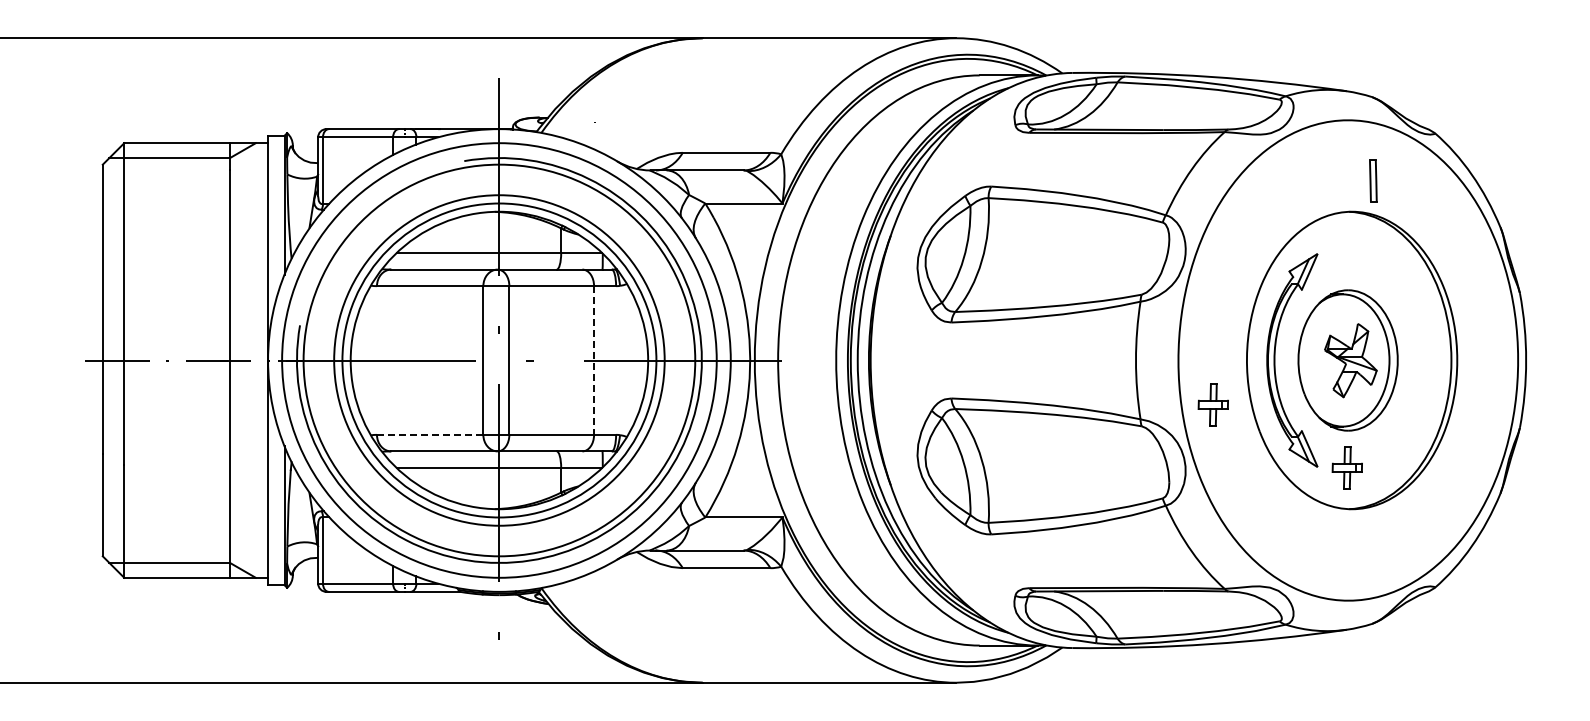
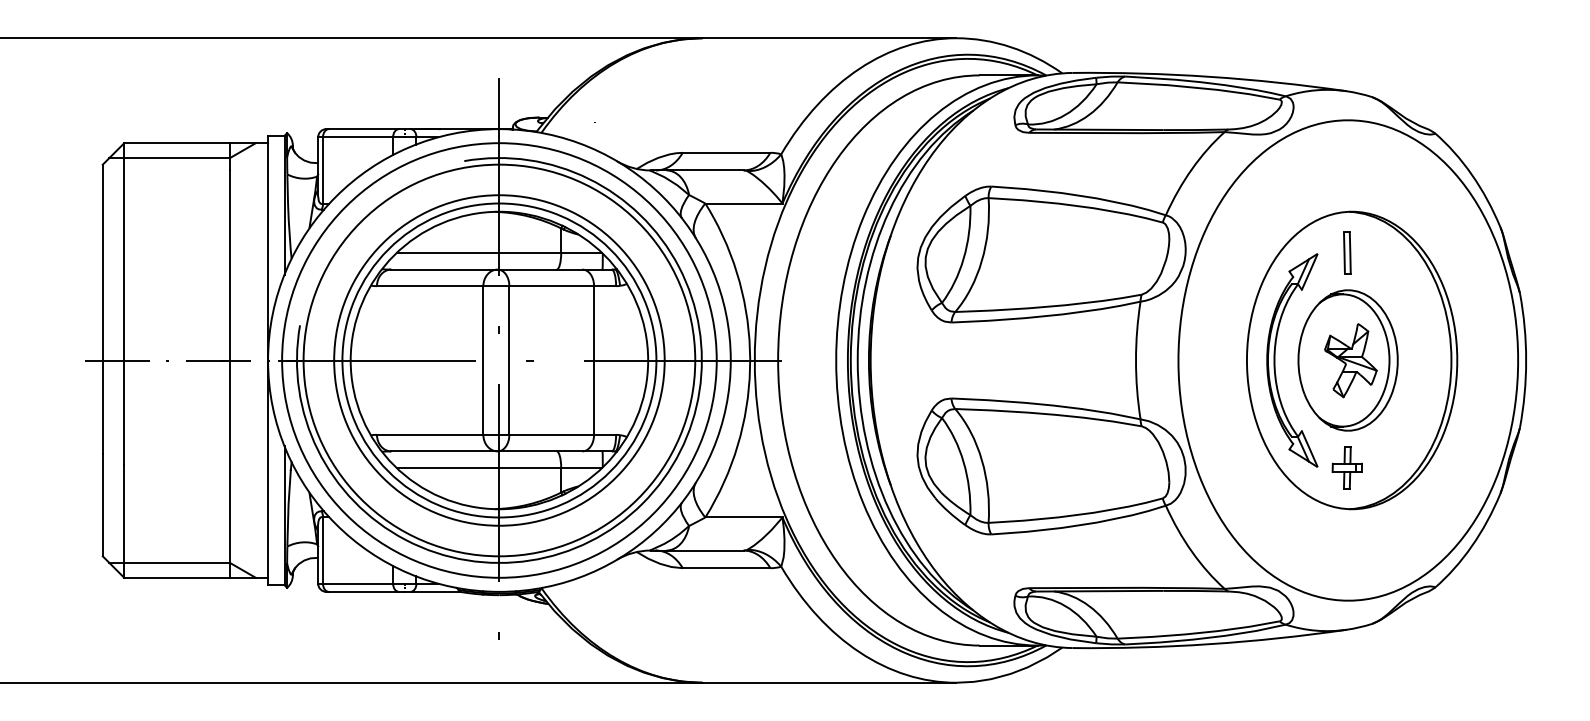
part position: (1373, 180) -> (1347, 252) (1347, 252)
line: dashed -> solid (594, 361)
part: present -> none (1212, 404)
line: dashed -> solid (430, 434)
